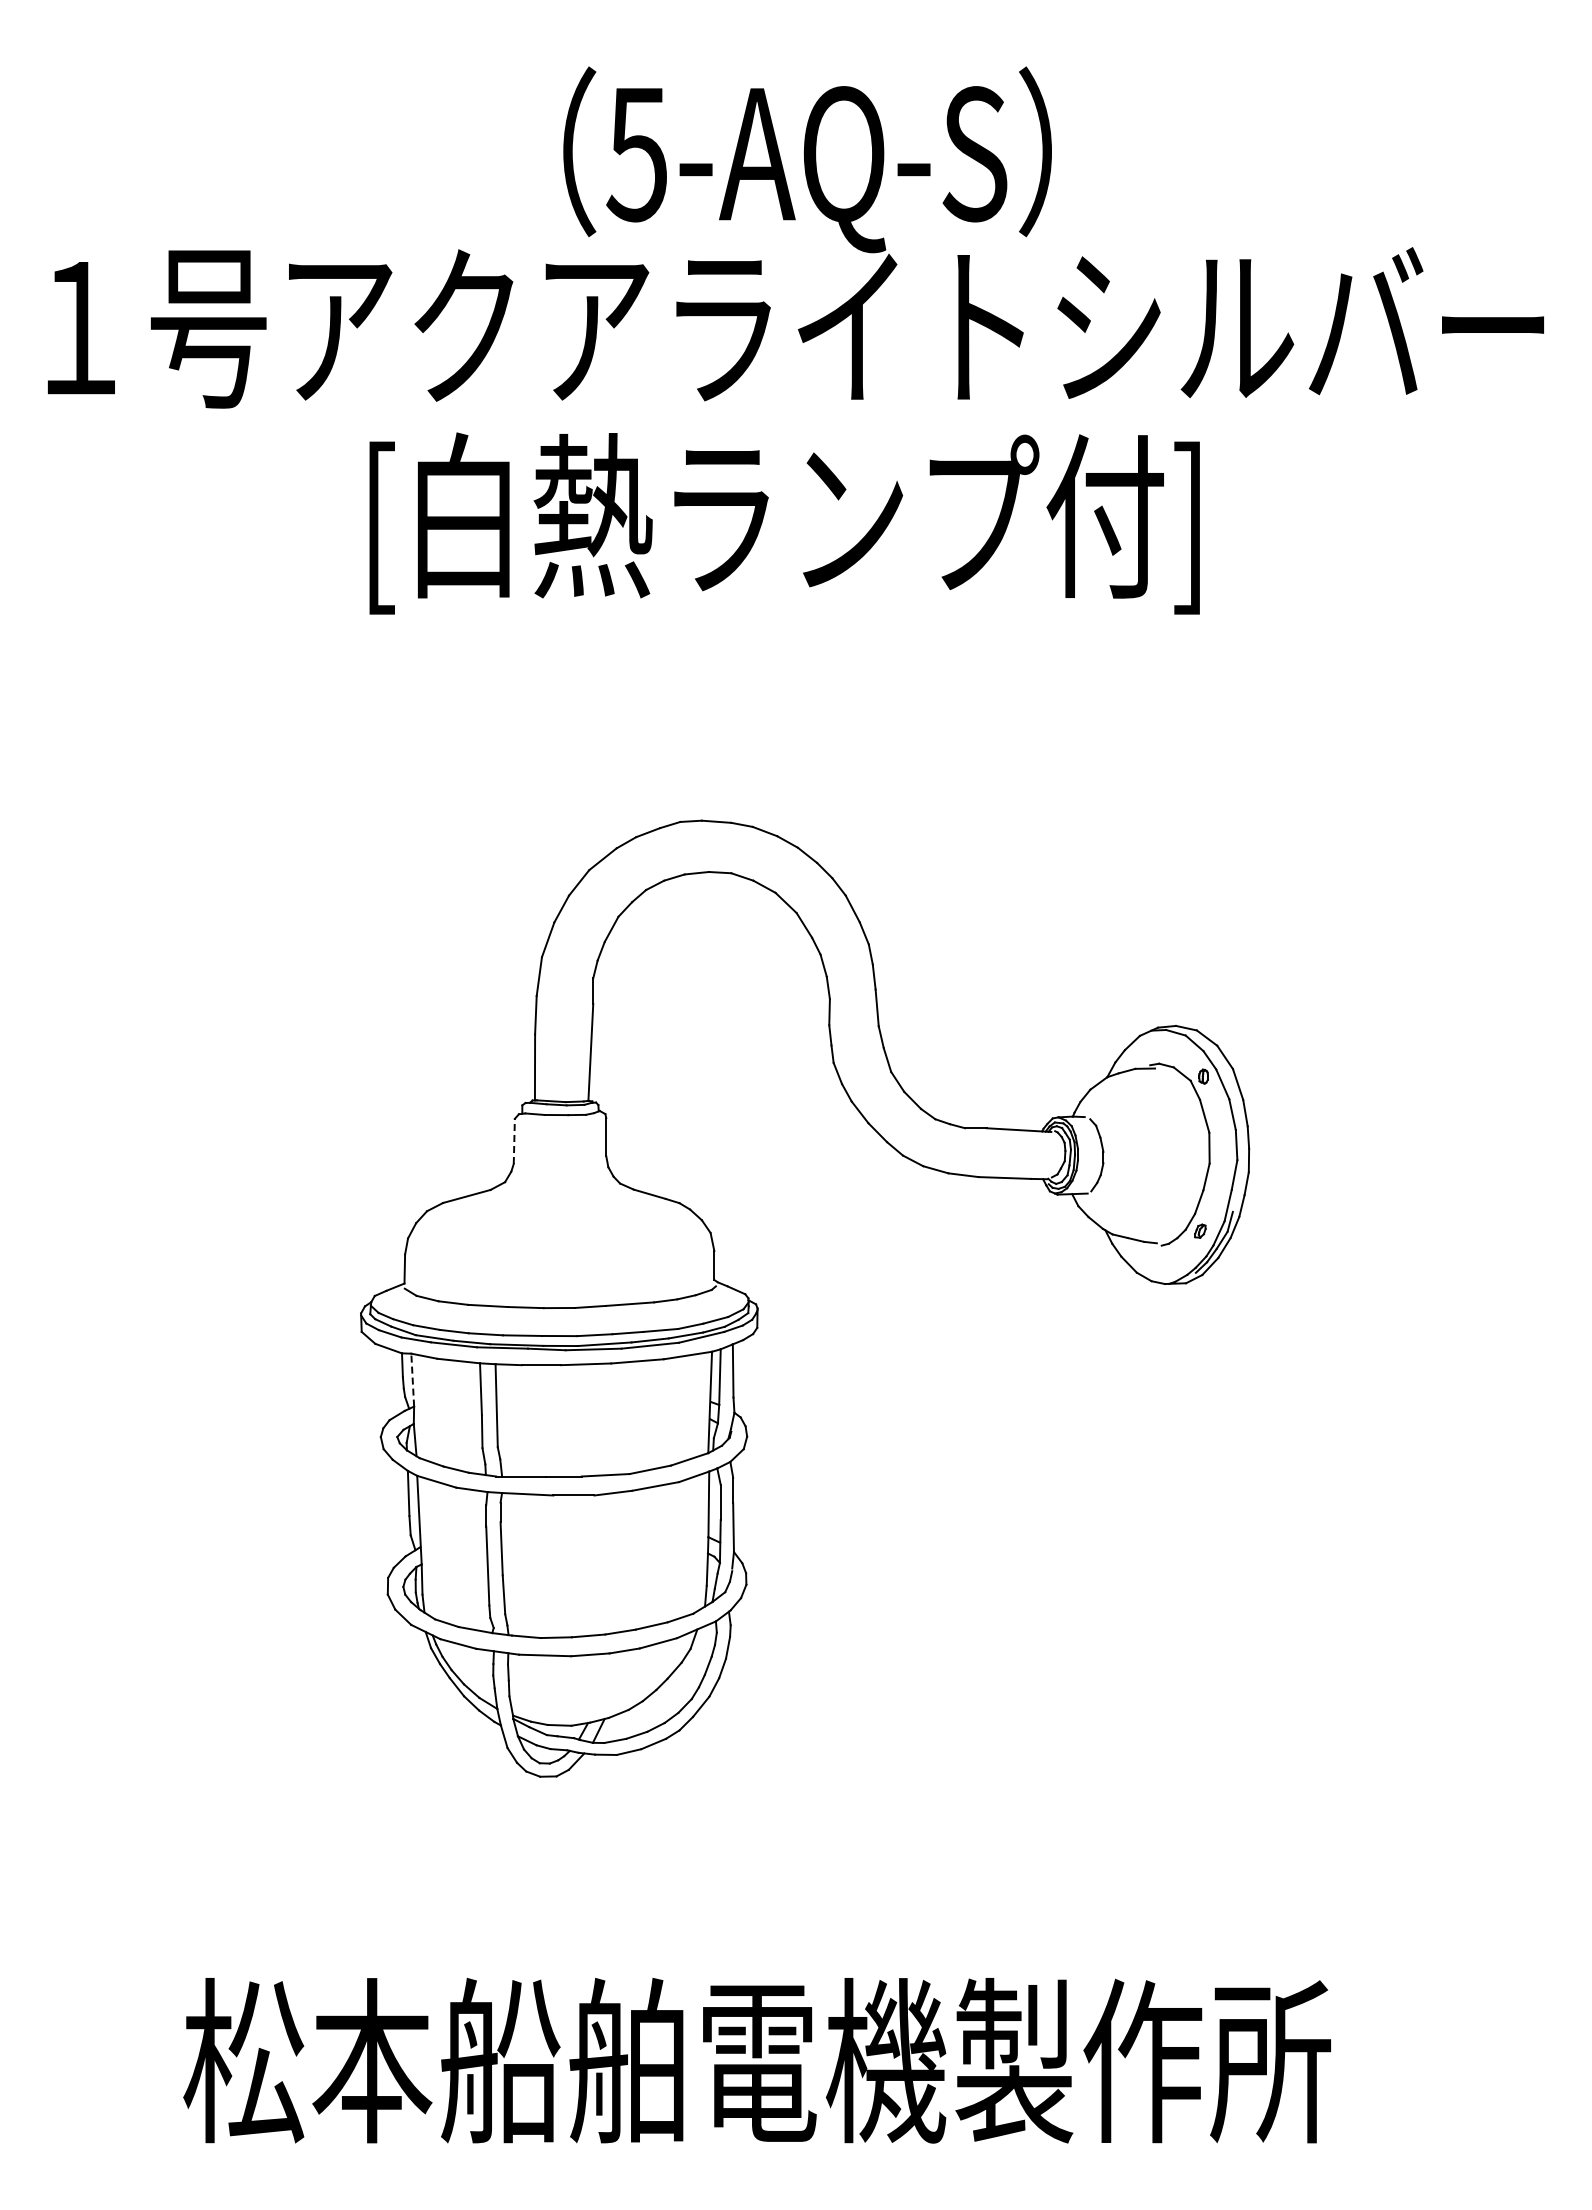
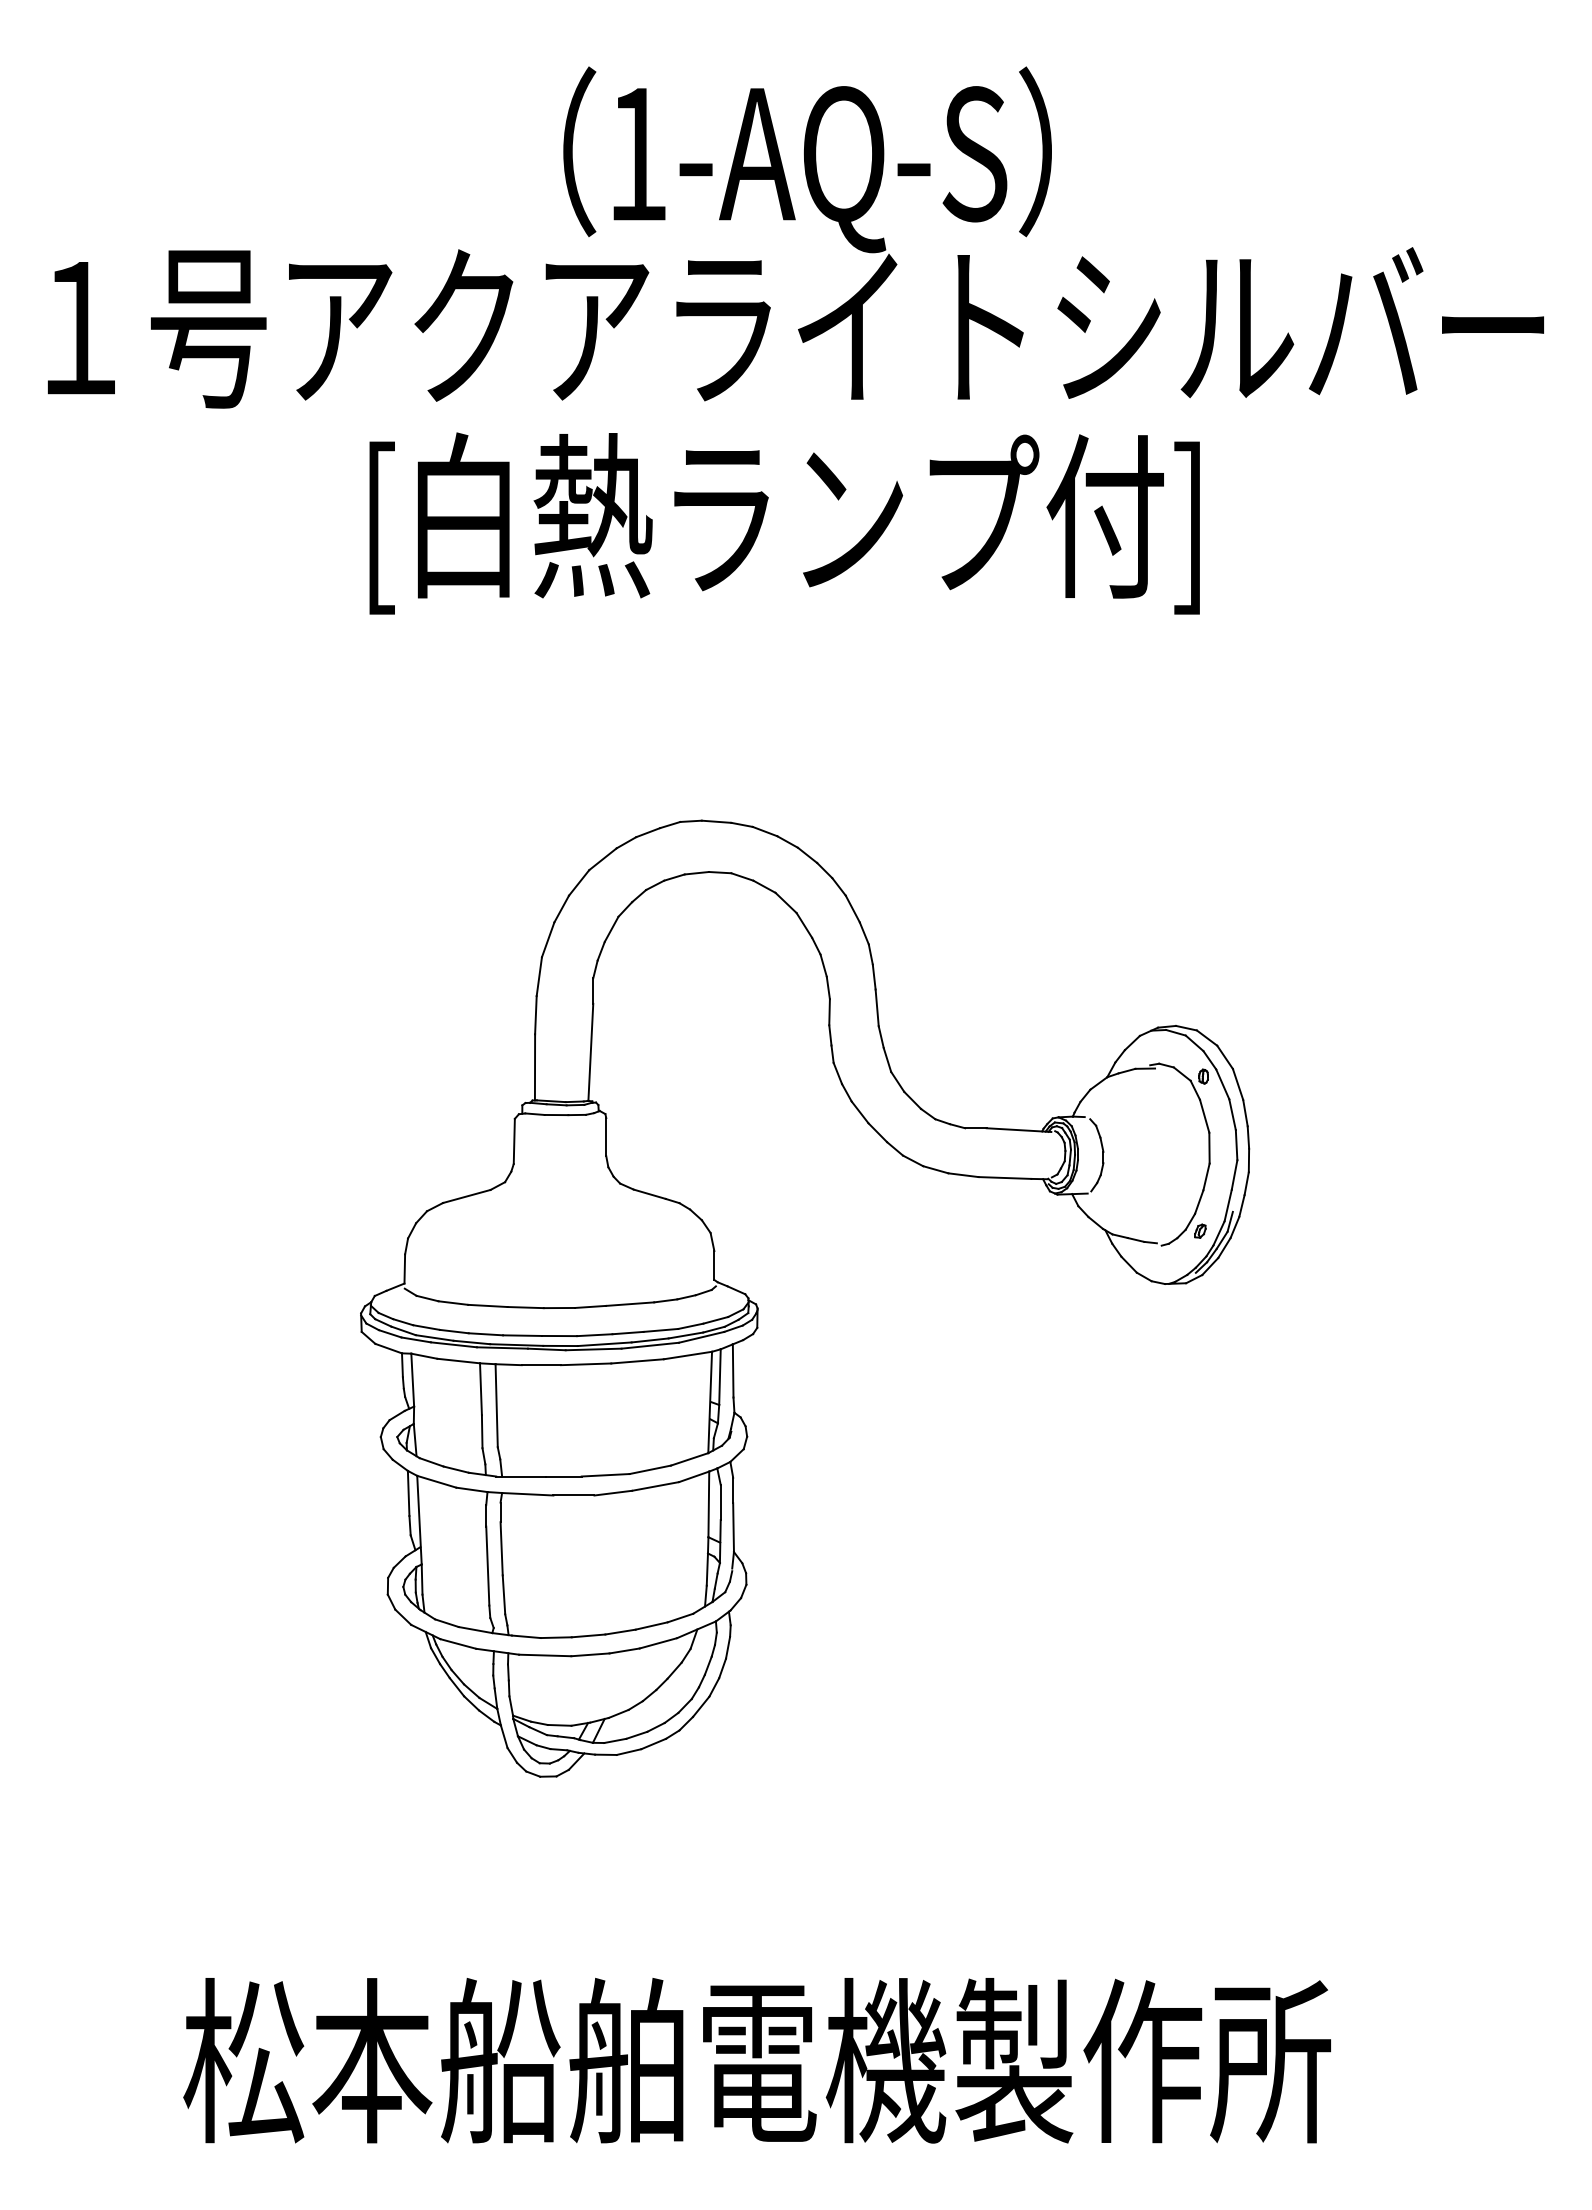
text: 5-AQ-S -> 1-AQ-S (636, 155)
line: dashed -> solid (514, 1141)
line: dashed -> solid (412, 1379)
